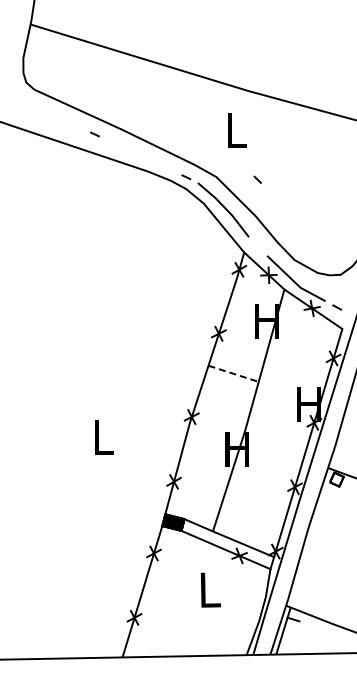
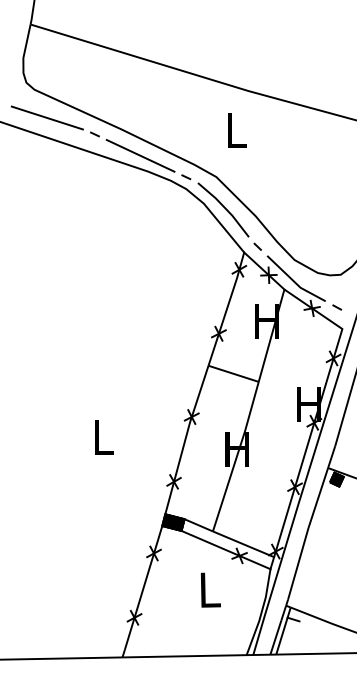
line: none -> present (46, 117)
line: none -> present (140, 155)
line position: (257, 179) -> (257, 246) (257, 246)
line: dashed -> solid (234, 373)
fill: none -> present (336, 479)
